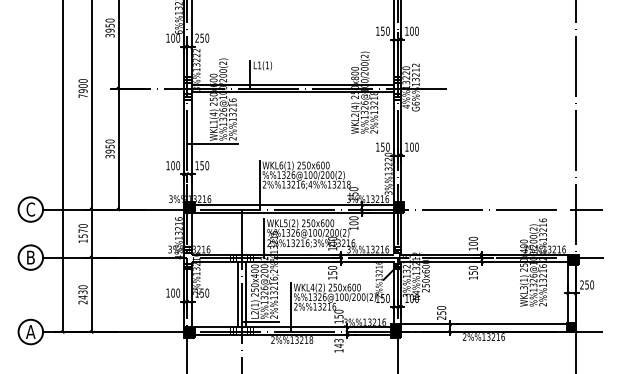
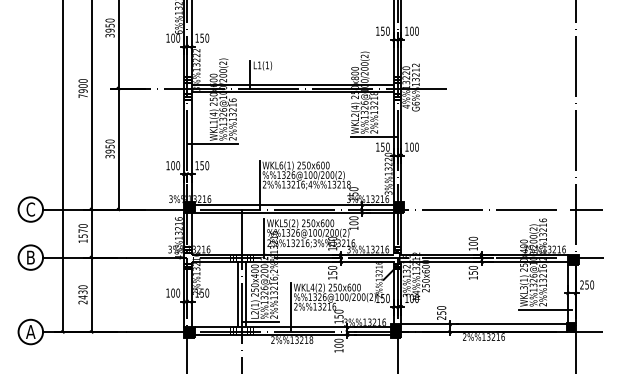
text: 250 -> 150 (196, 37)
line: none -> present (373, 136)
line: none -> present (545, 309)
text: 143 -> 100 (338, 342)
